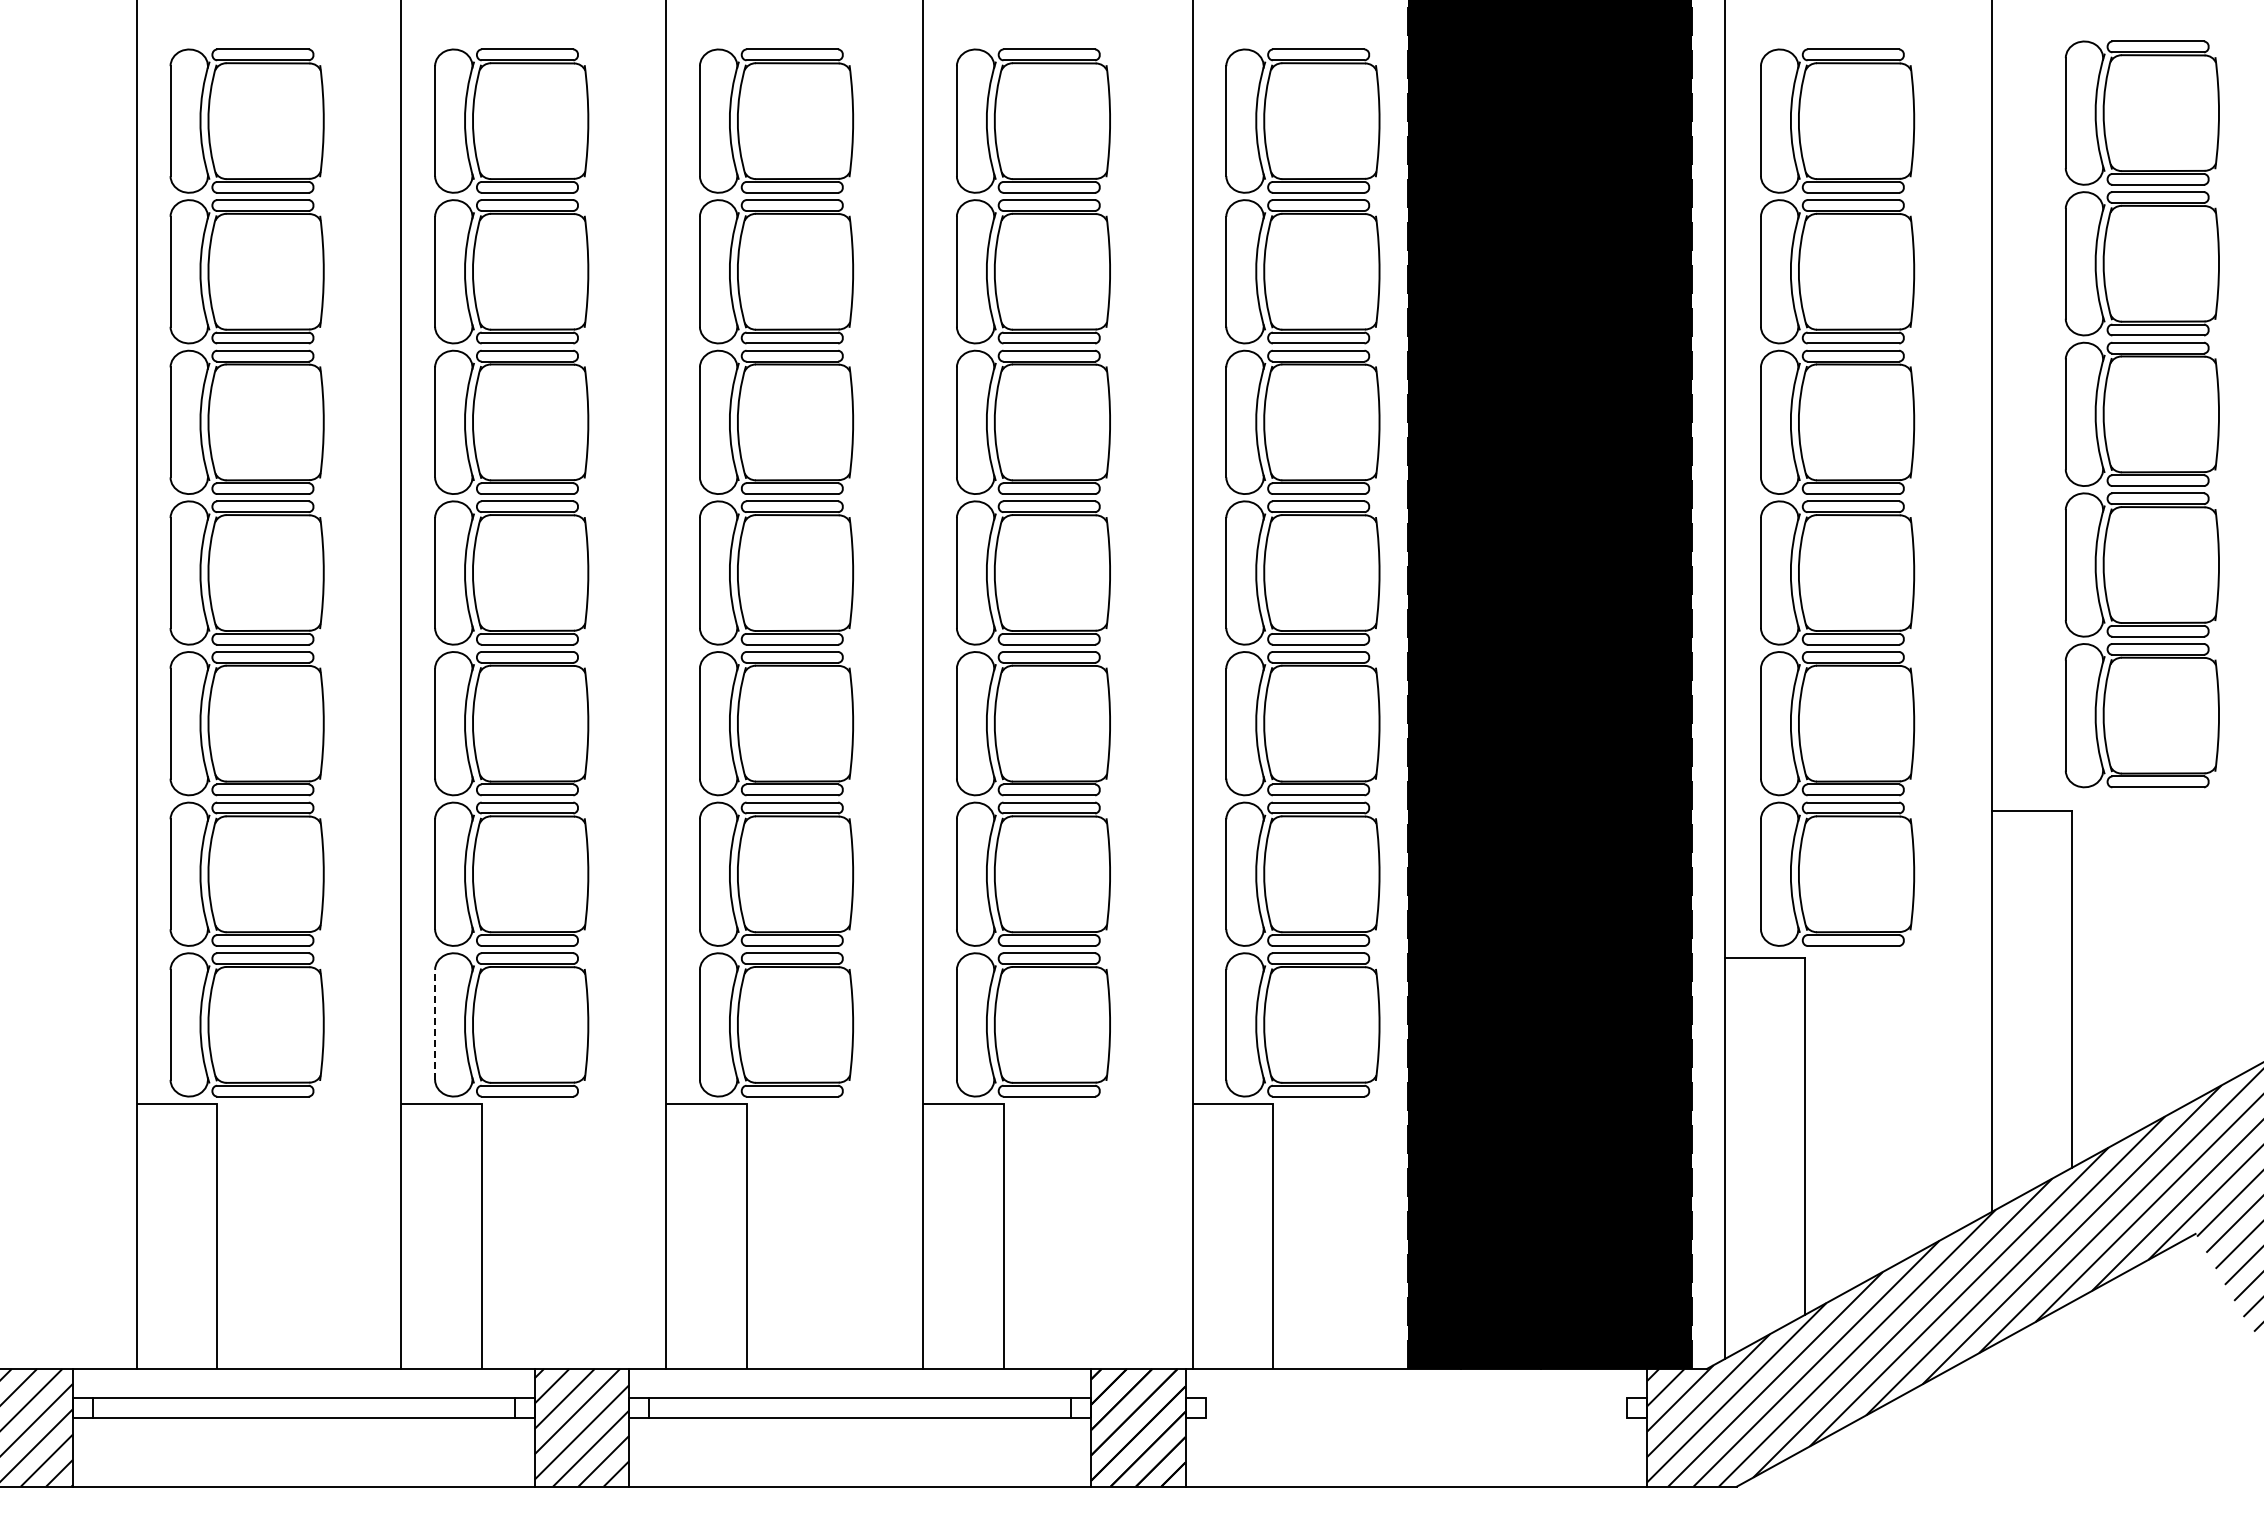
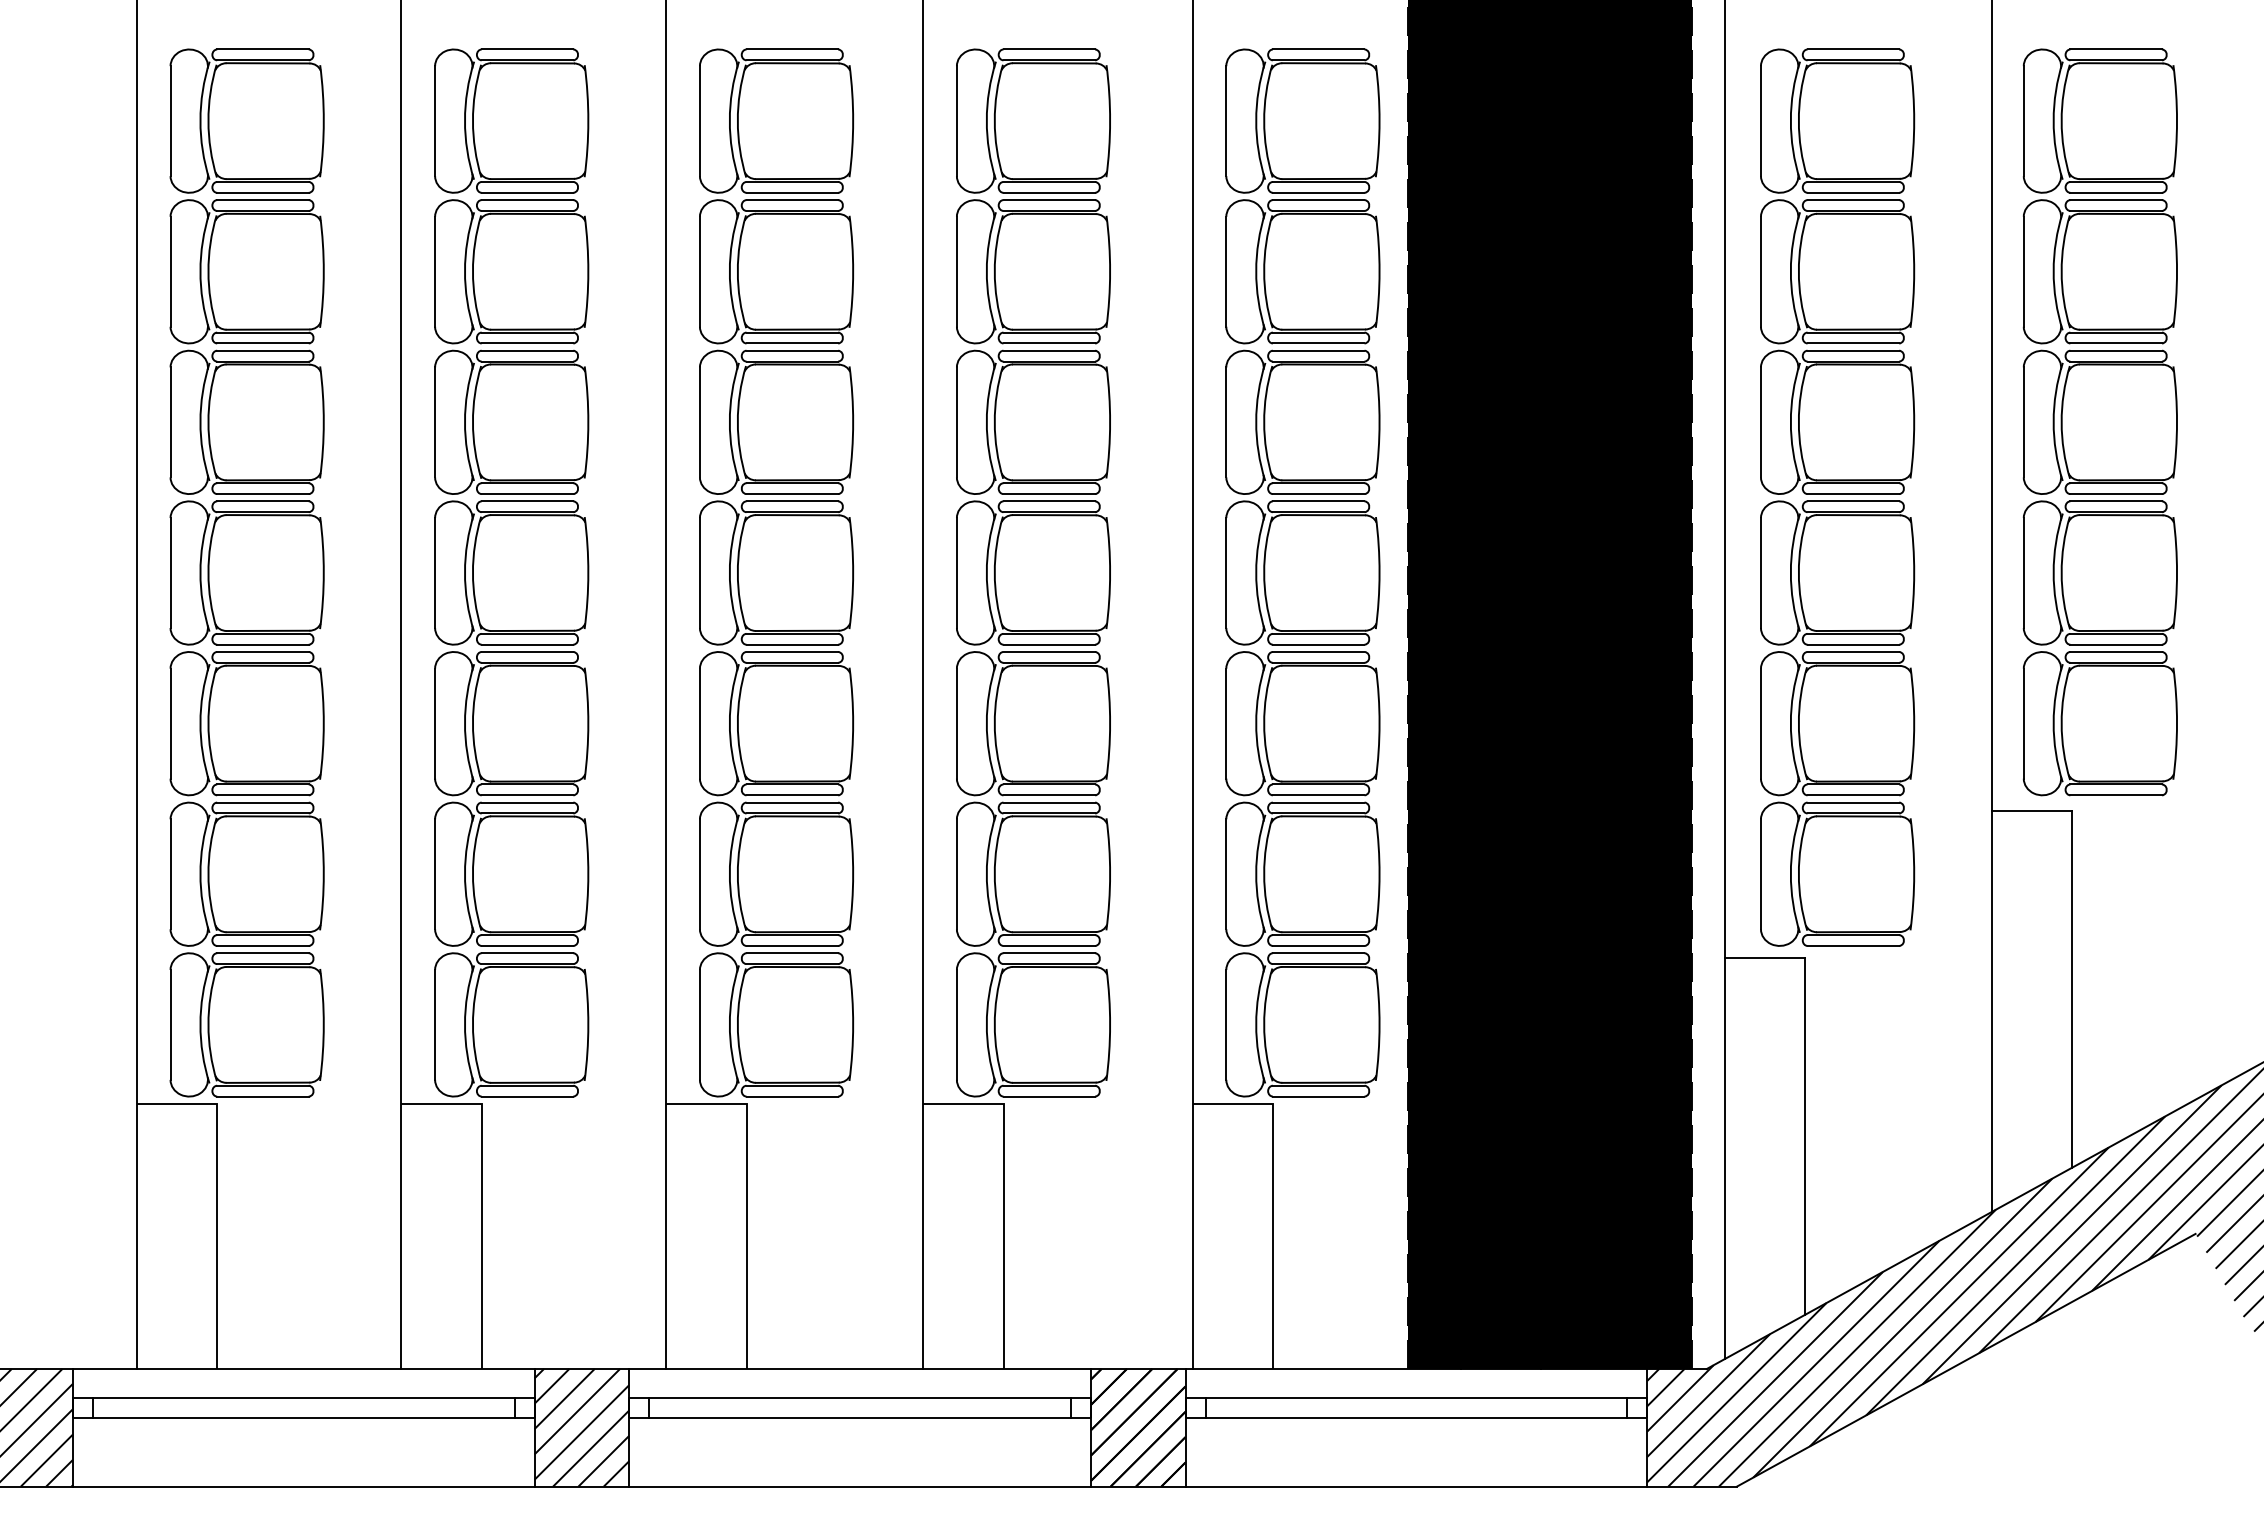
part position: (2141, 414) -> (2099, 422) (2099, 422)
line: dashed -> solid (435, 1024)
line: none -> present (1416, 1397)
line: none -> present (1416, 1417)
